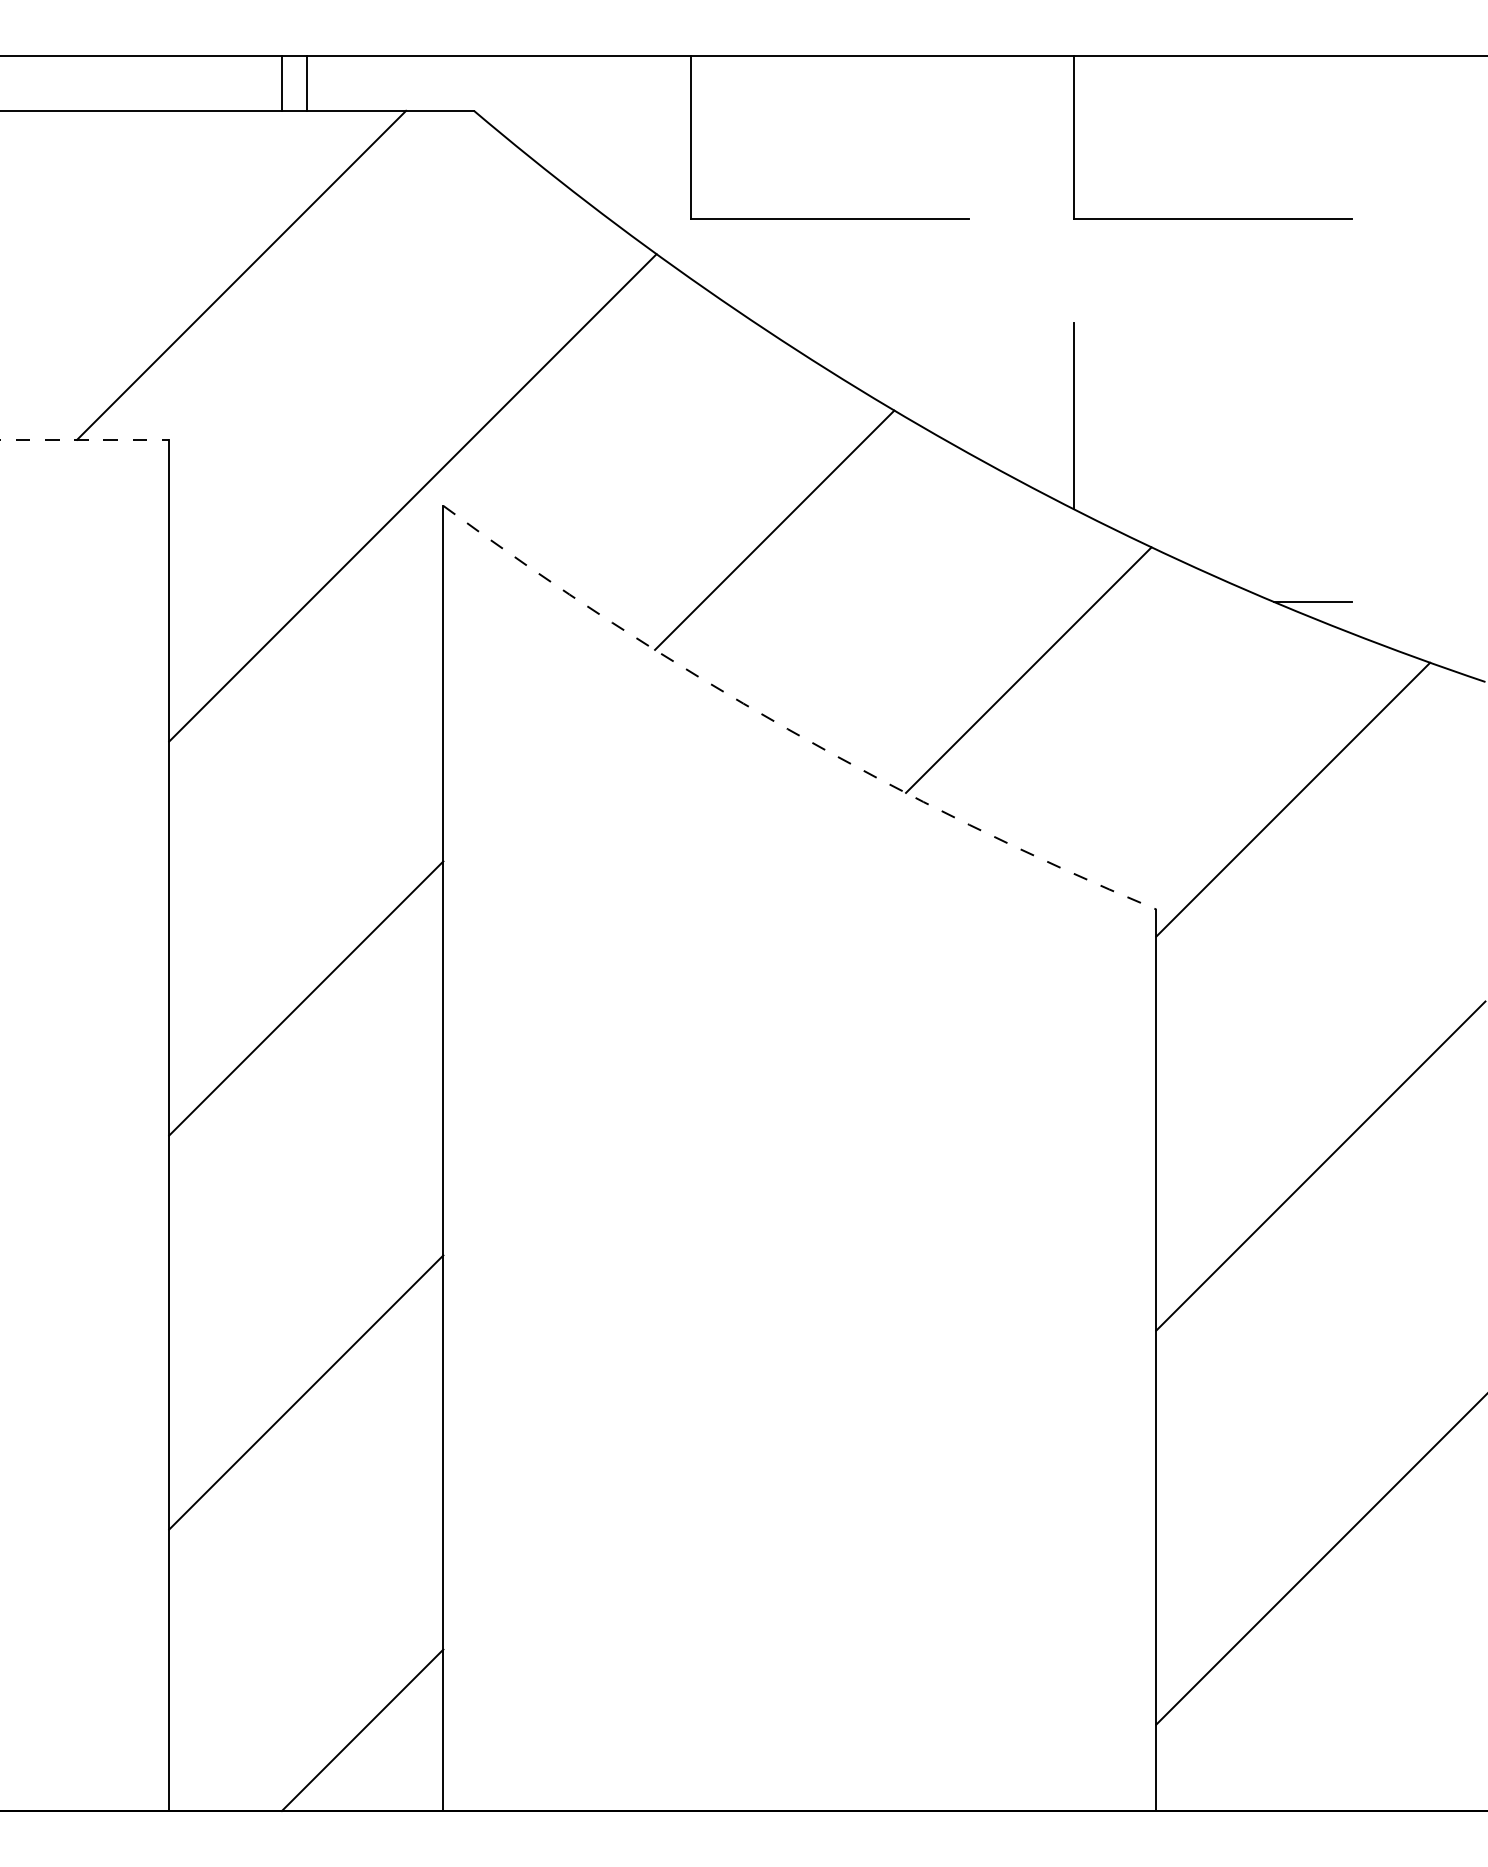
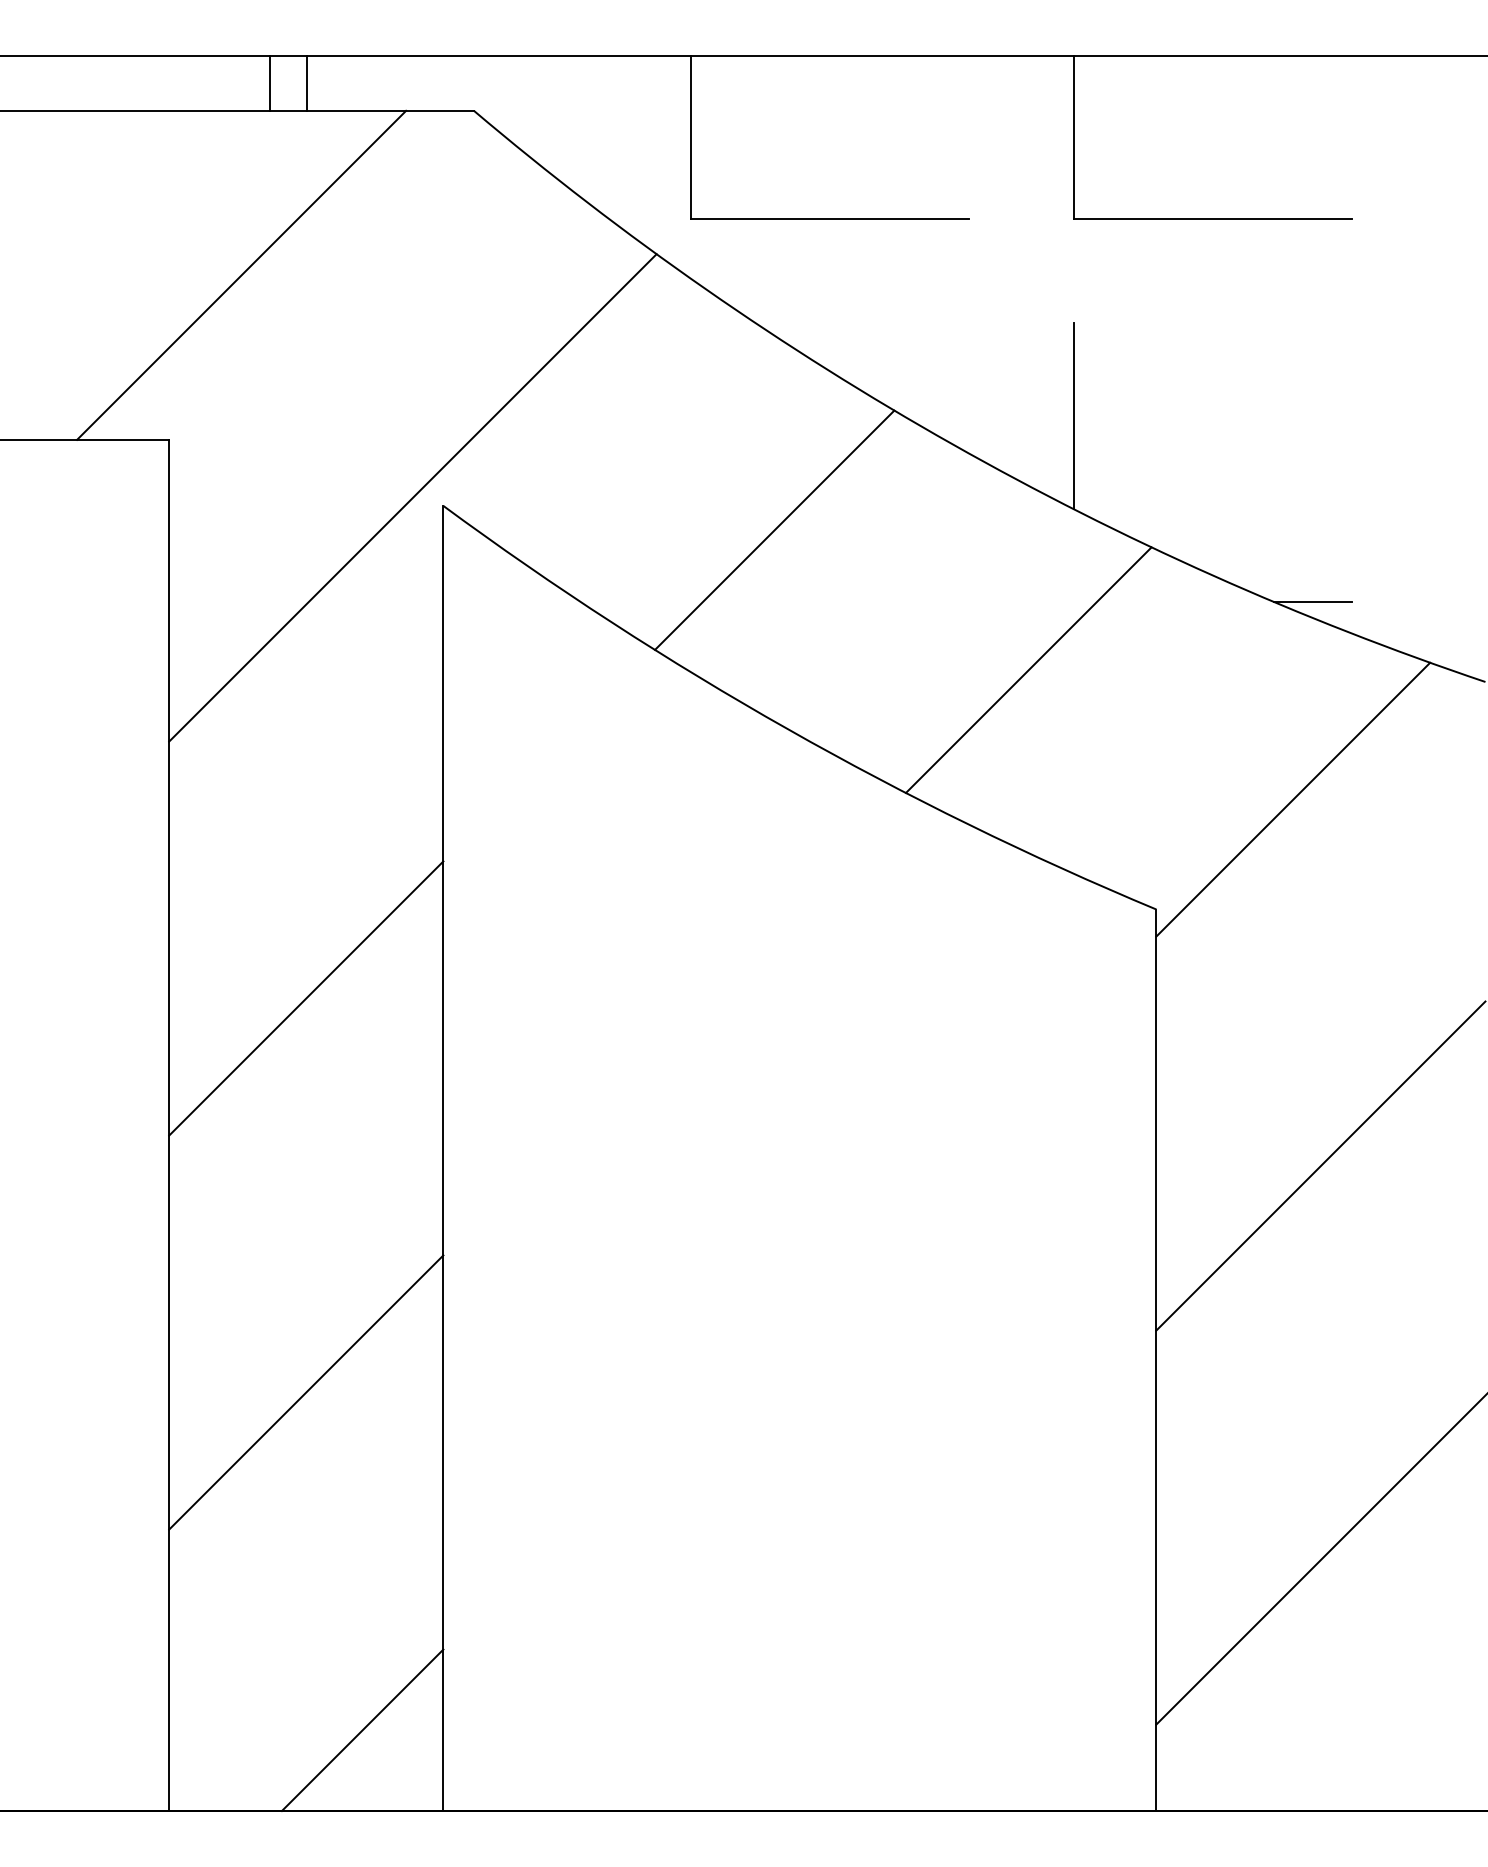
line position: (282, 83) -> (270, 83) (270, 83)
line: dashed -> solid (85, 439)
arc: dashed -> solid (787, 729)
